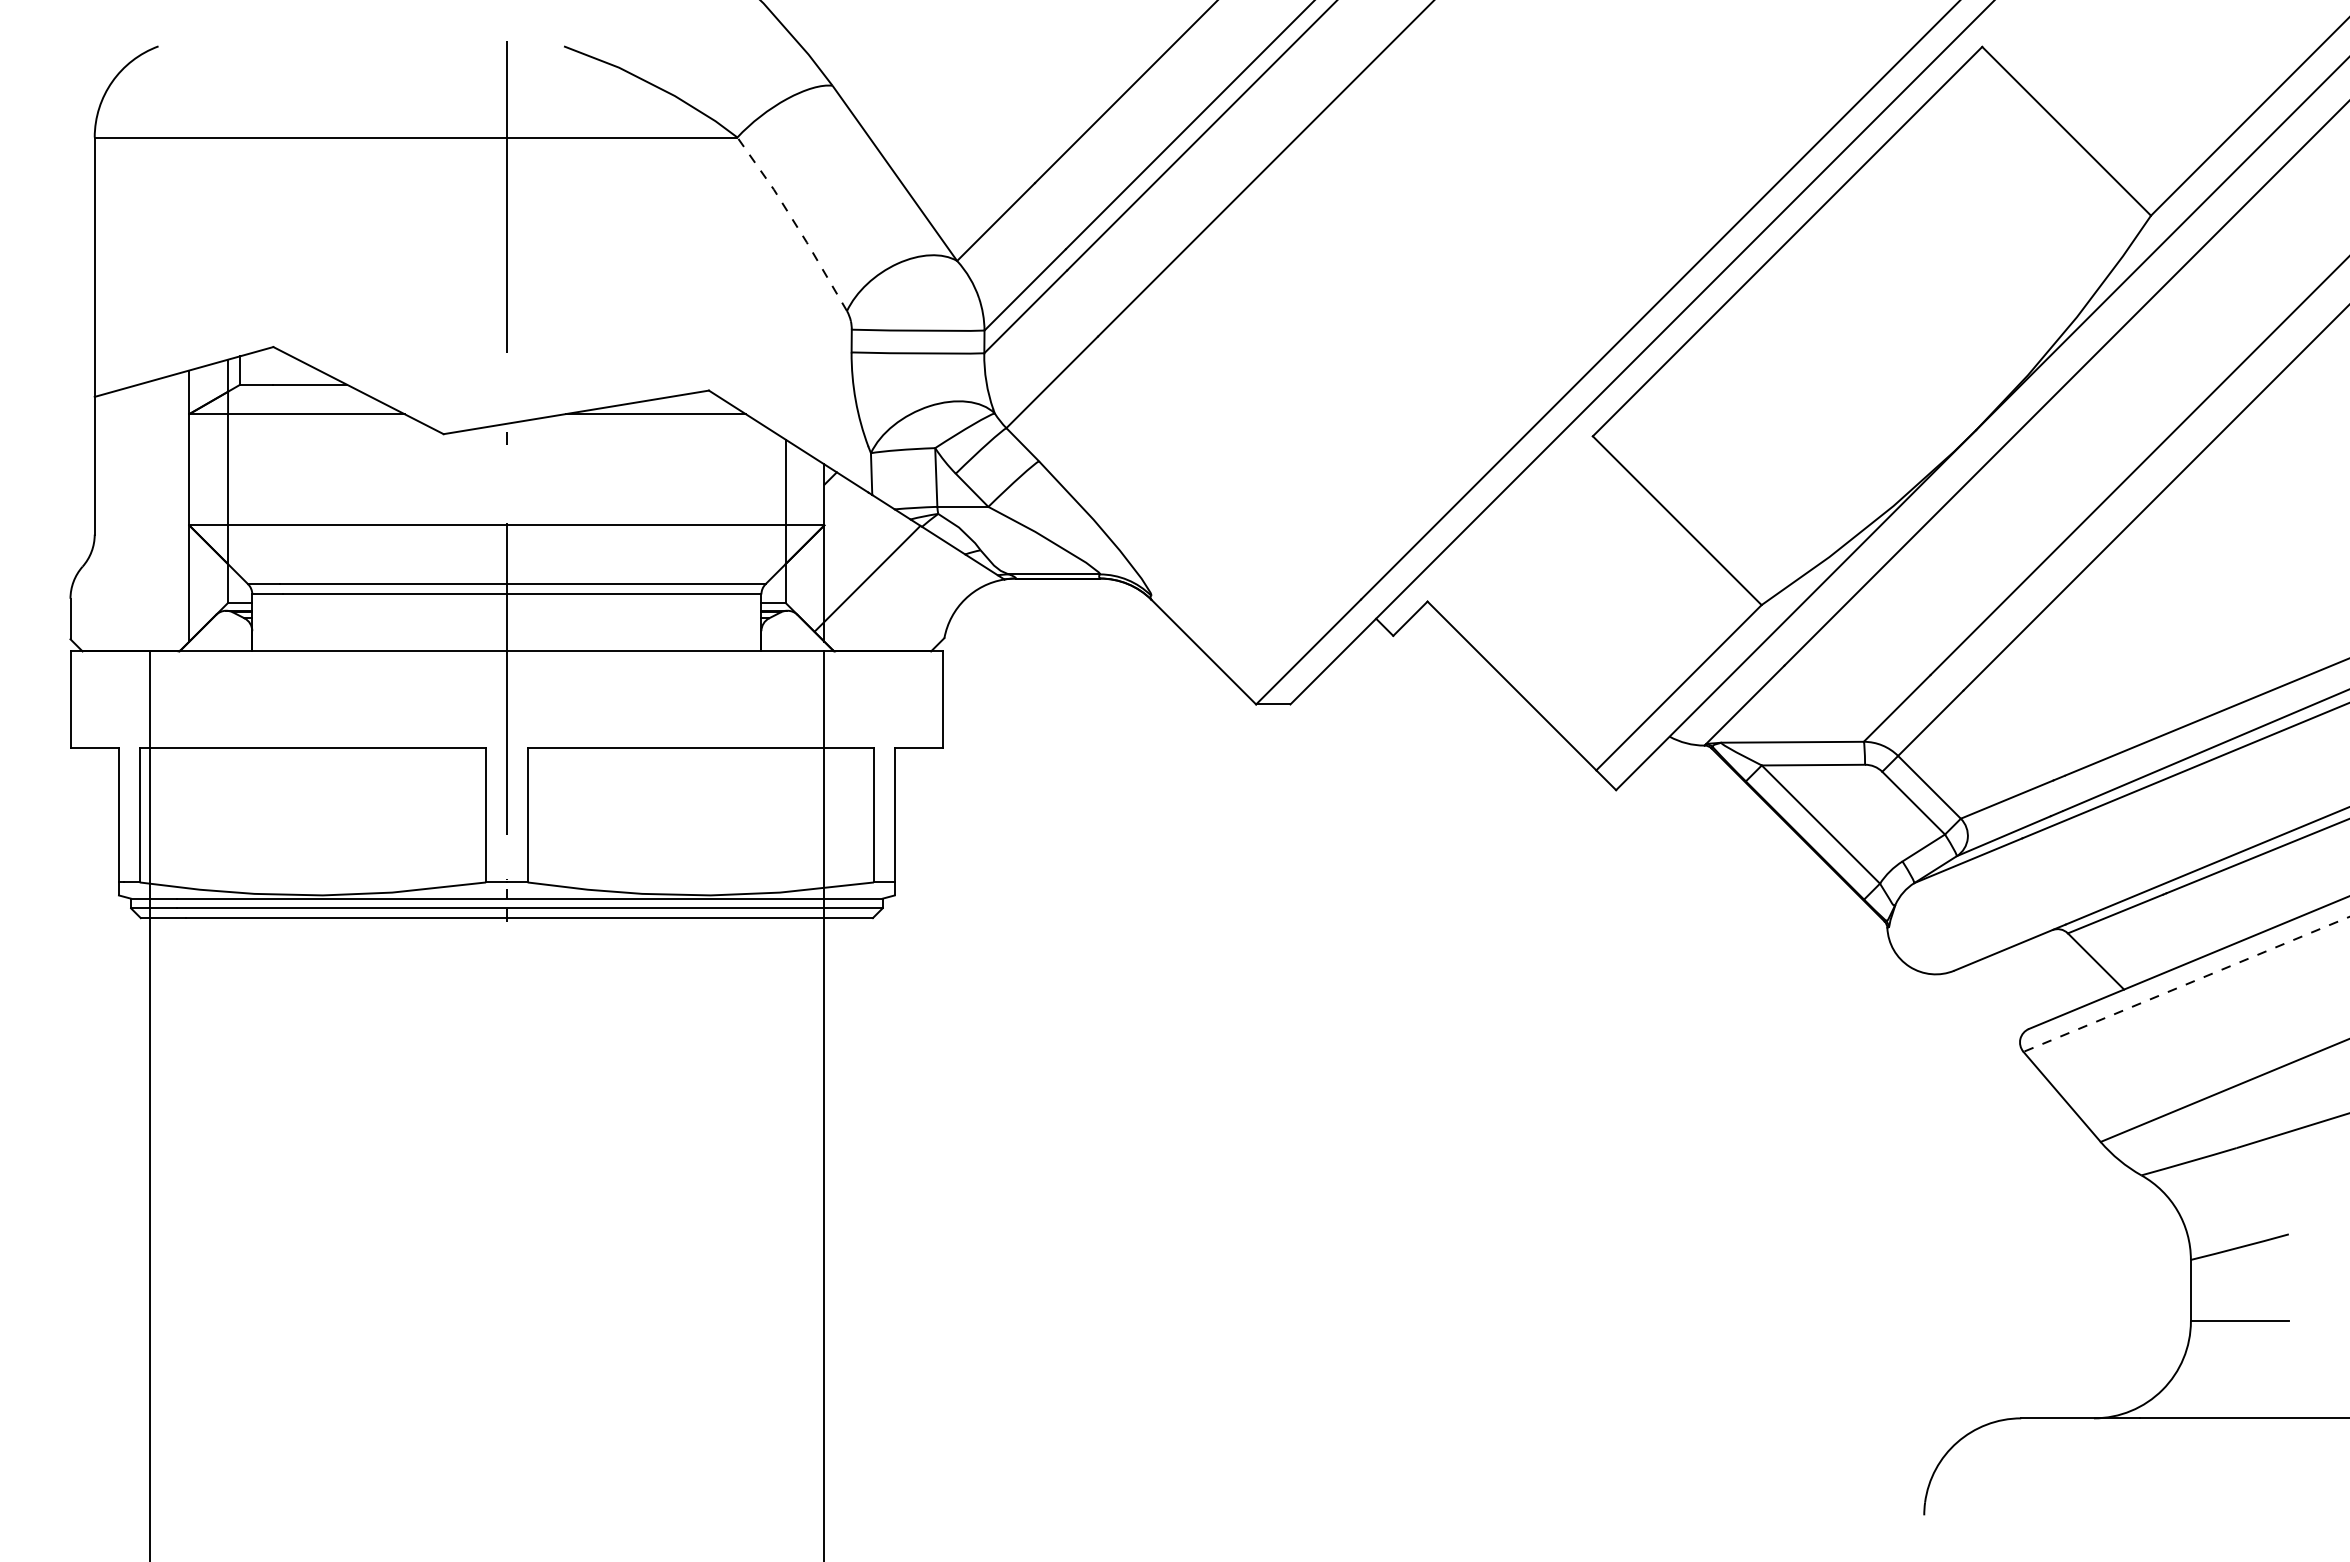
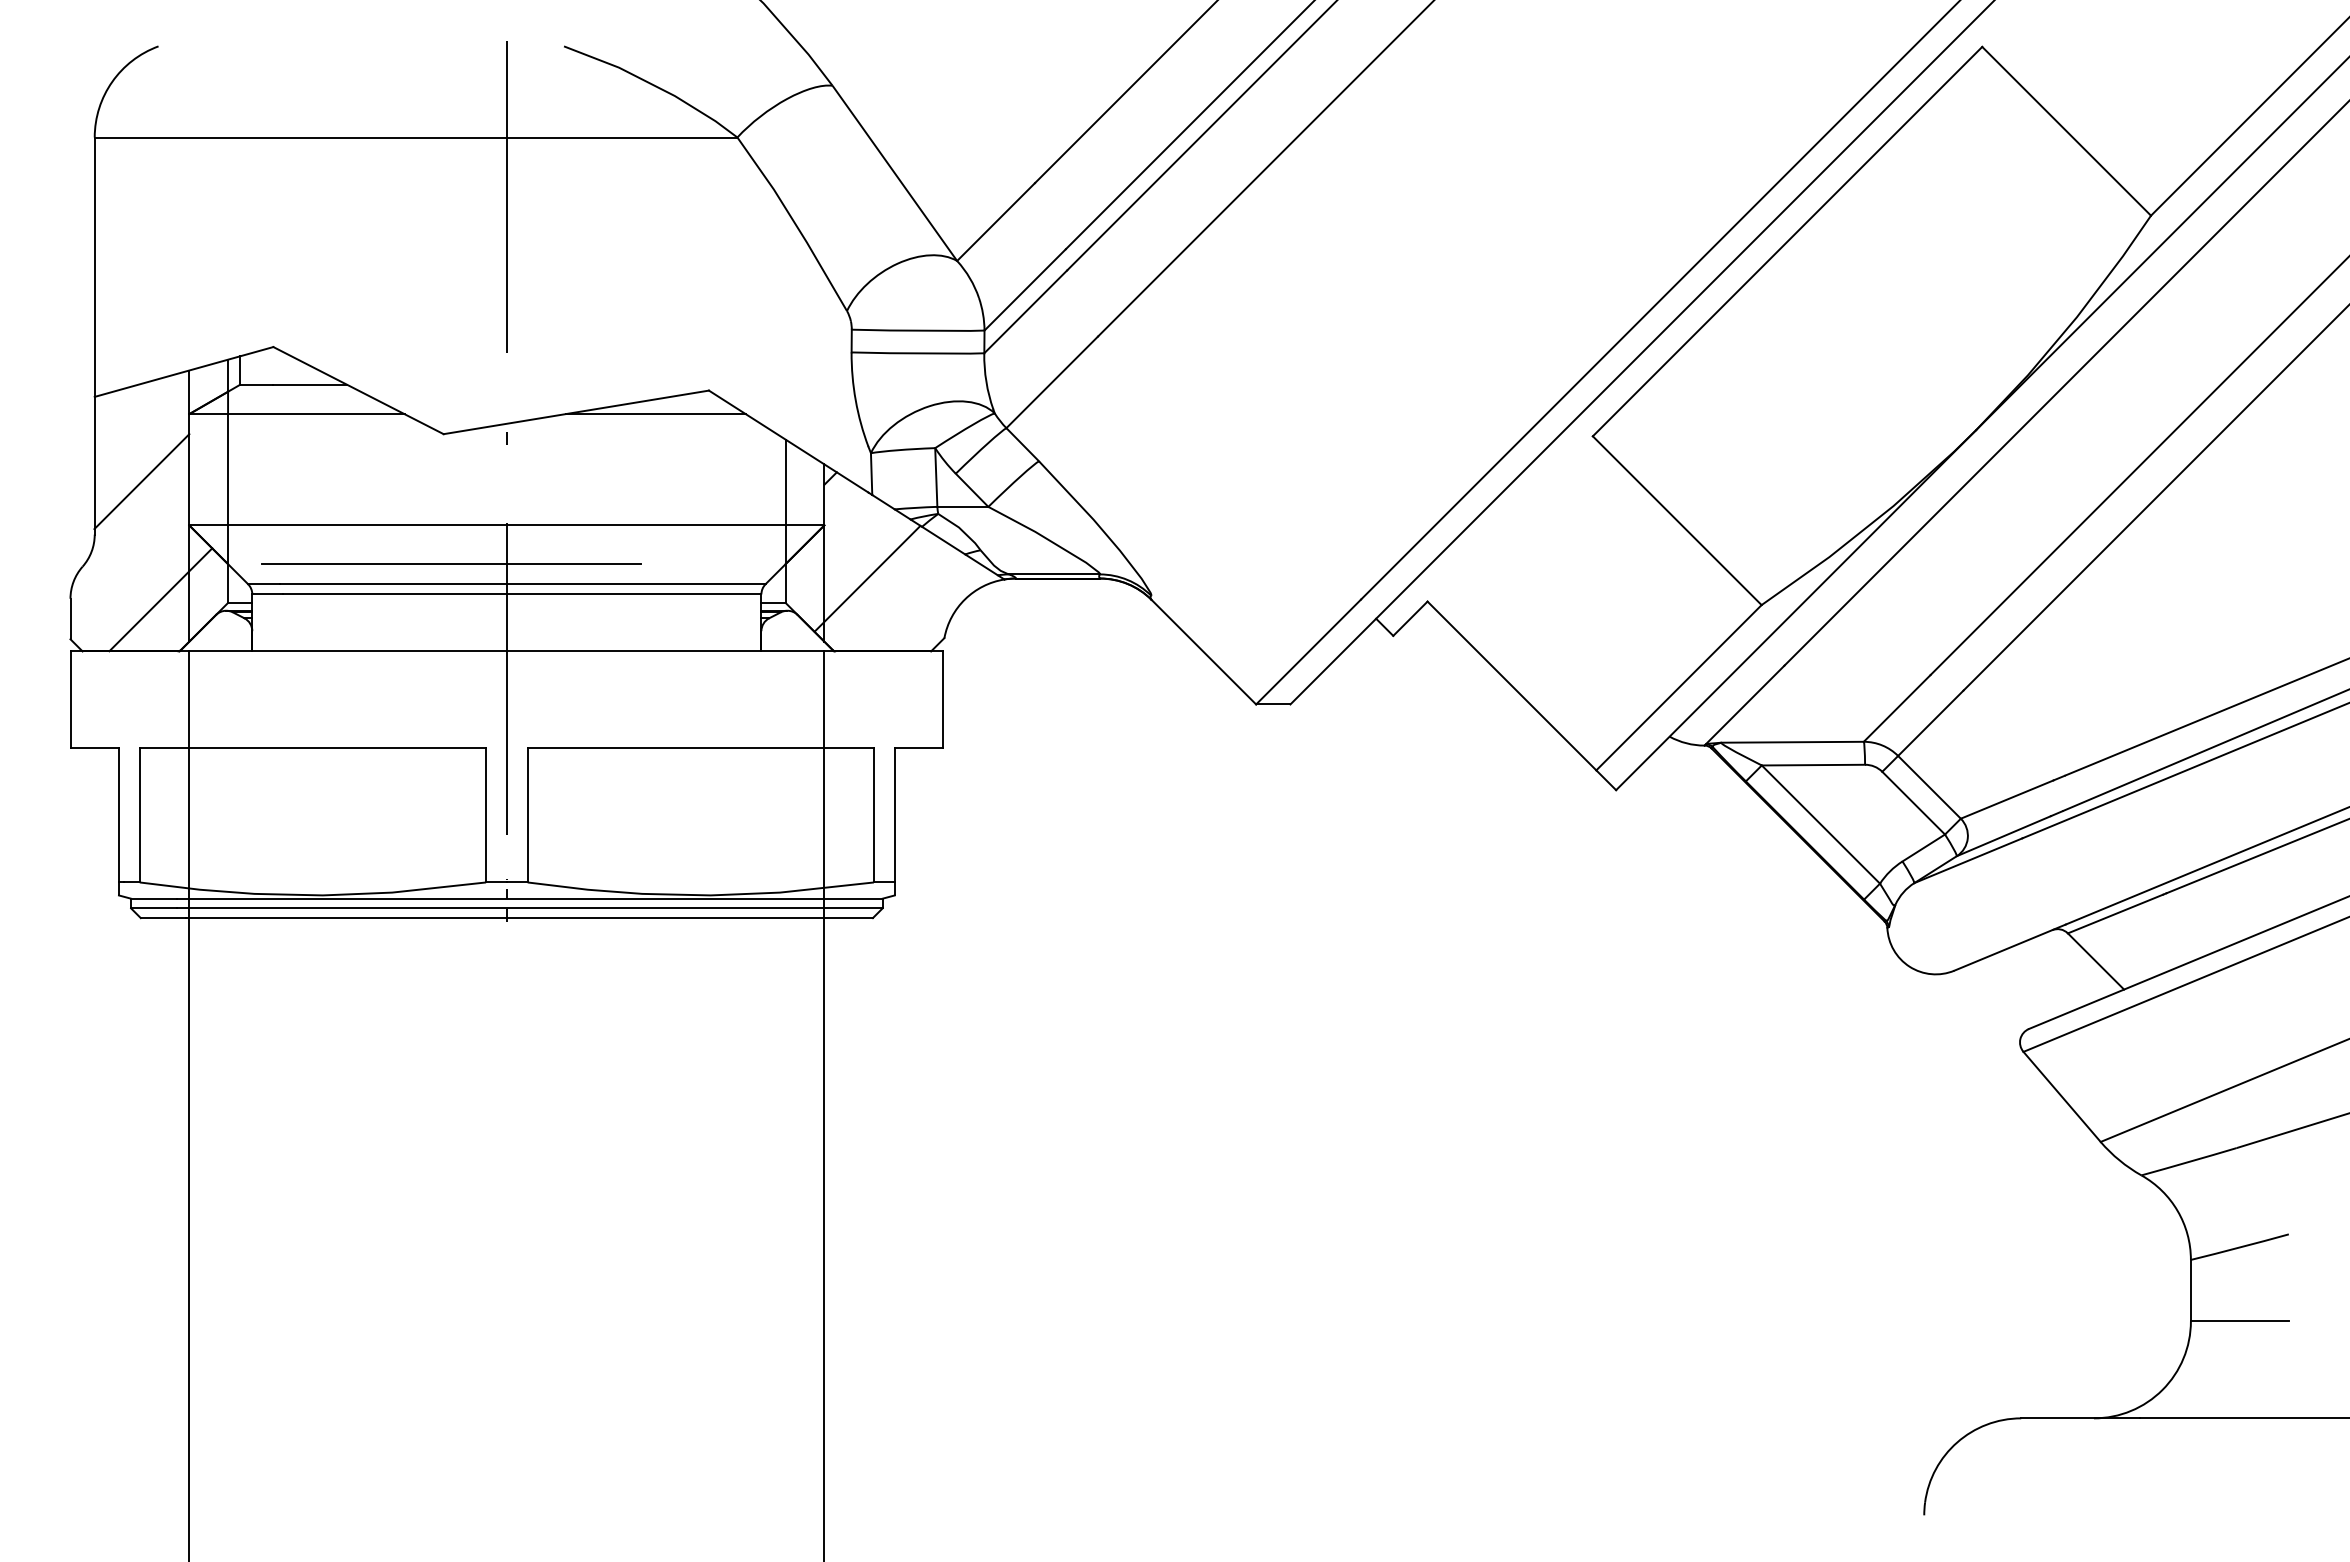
line: dashed -> solid (794, 222)
line: none -> present (141, 481)
line: none -> present (451, 564)
line: none -> present (160, 599)
line: dashed -> solid (2186, 984)
line position: (150, 1104) -> (189, 1104) (189, 1104)
